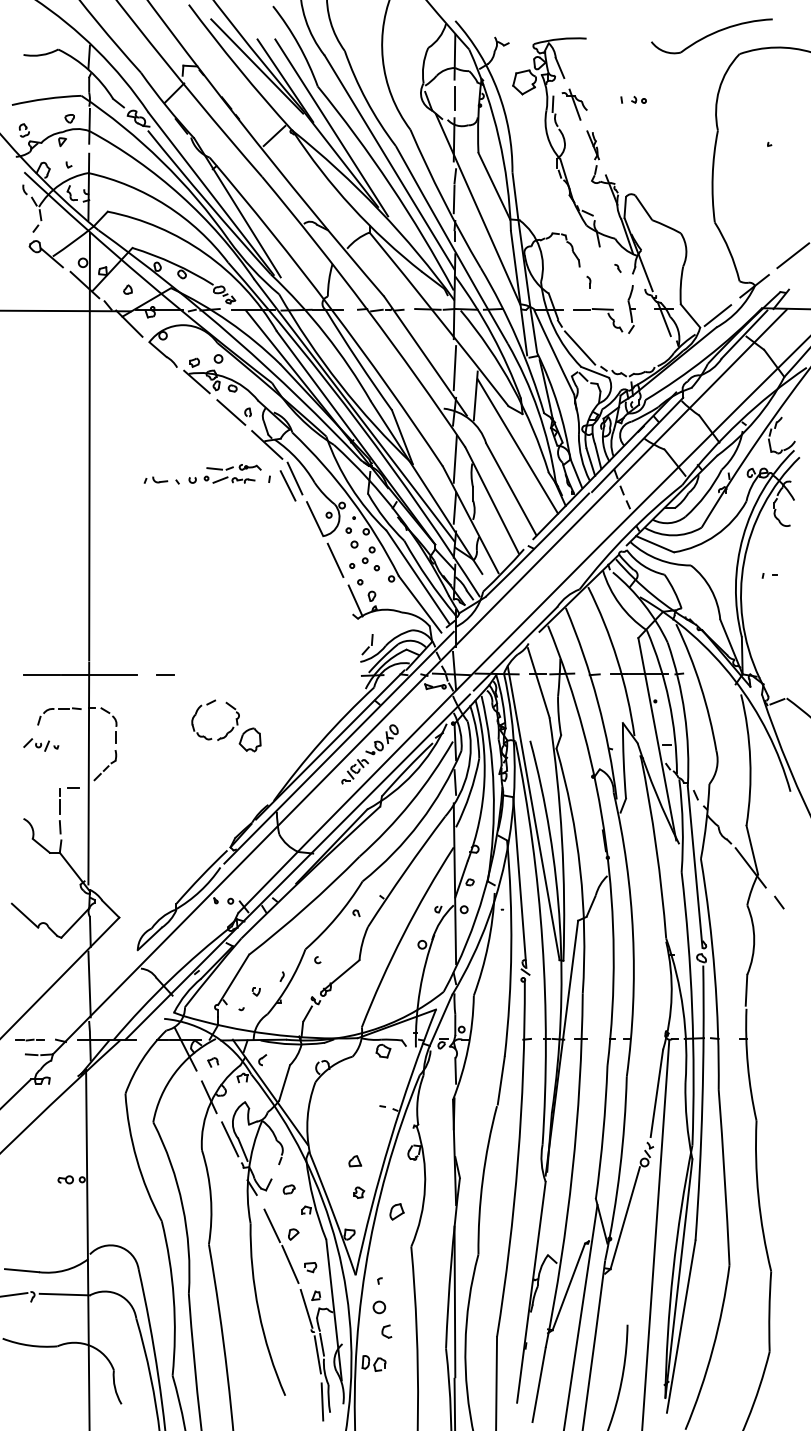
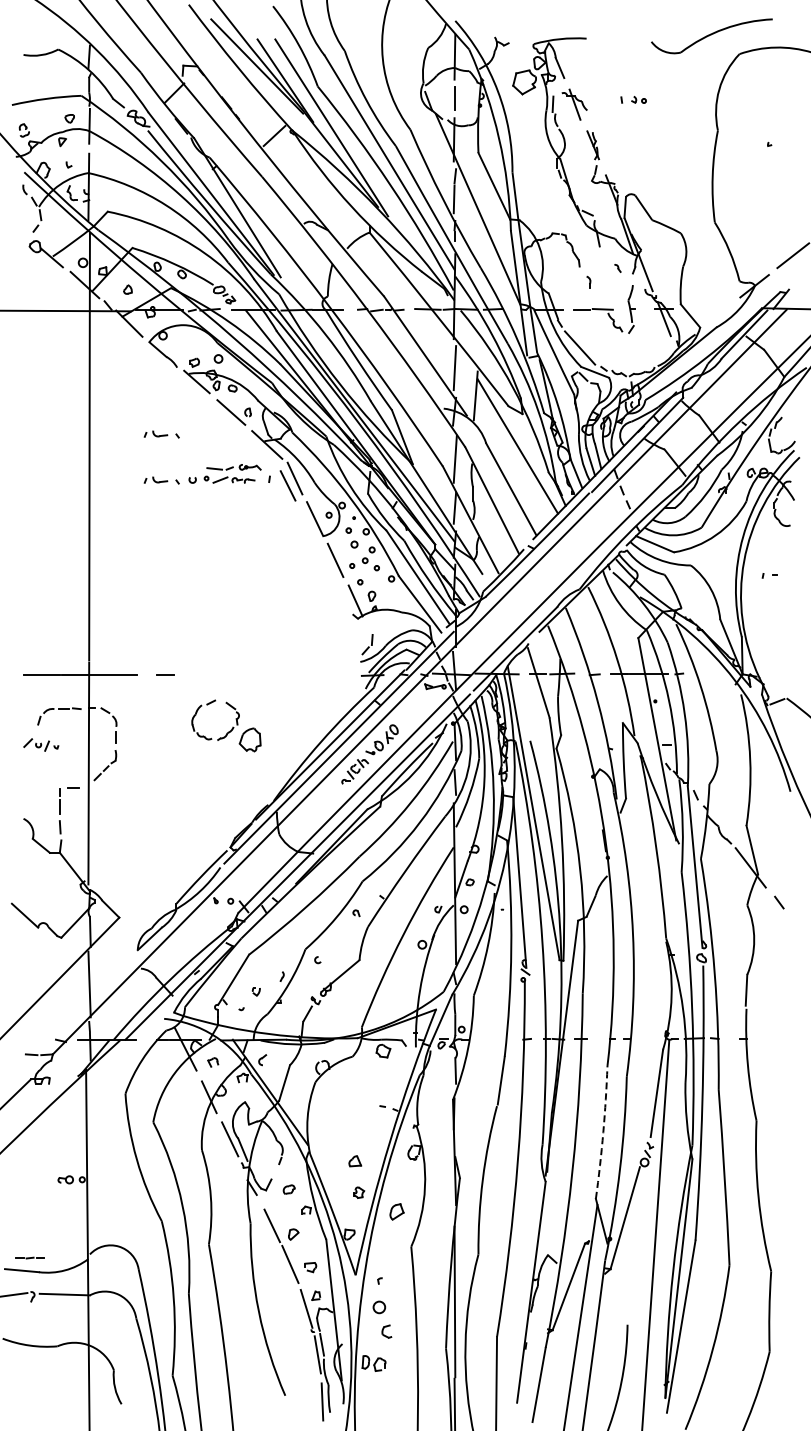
line: present -> none (717, 315)
part: none -> present (161, 434)
part position: (29, 1039) -> (29, 1257) (29, 1257)
arc: solid -> dashed (603, 1132)
